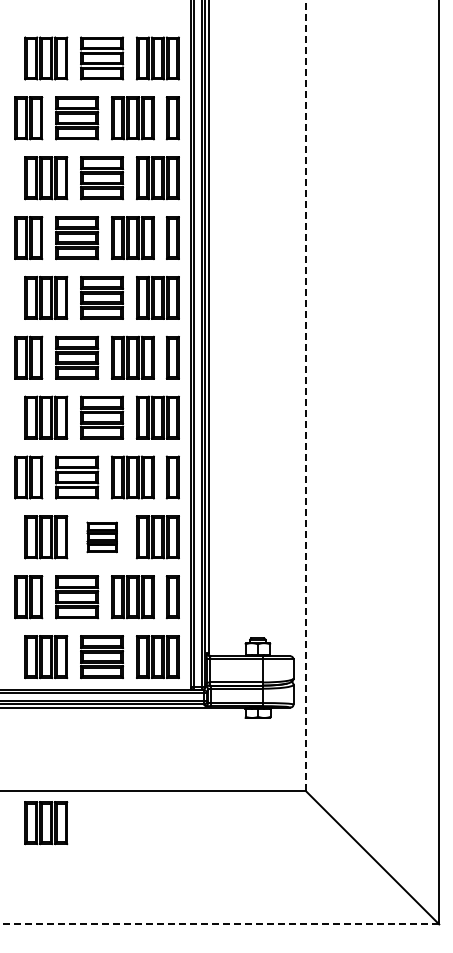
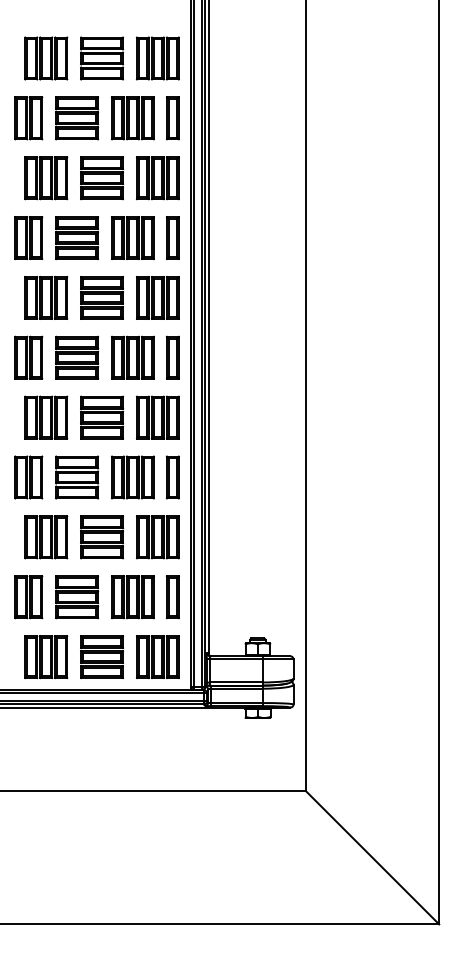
line: dashed -> solid (306, 395)
part size: 32x33 px -> 45x45 px (102, 537)
part: present -> none (46, 823)
line: dashed -> solid (219, 924)
